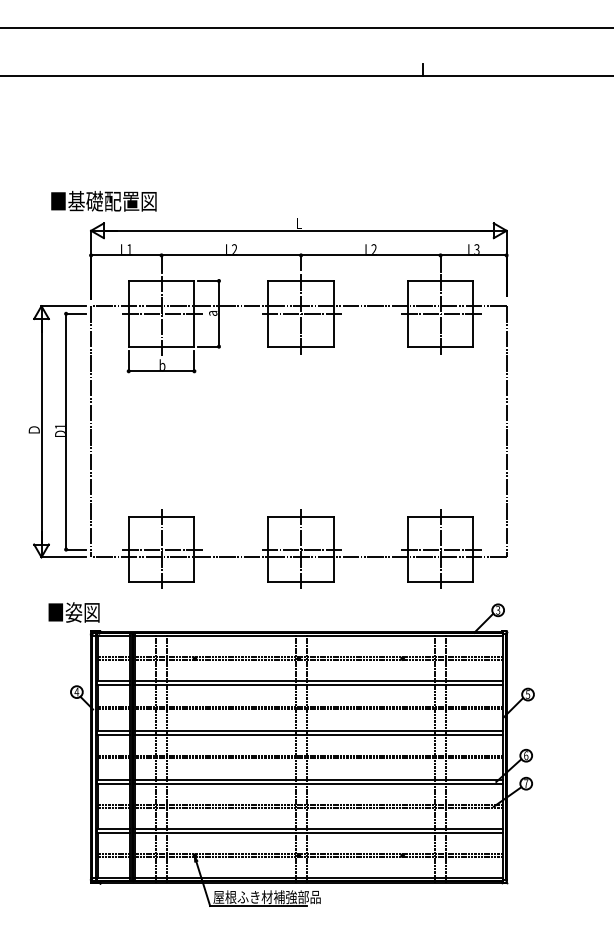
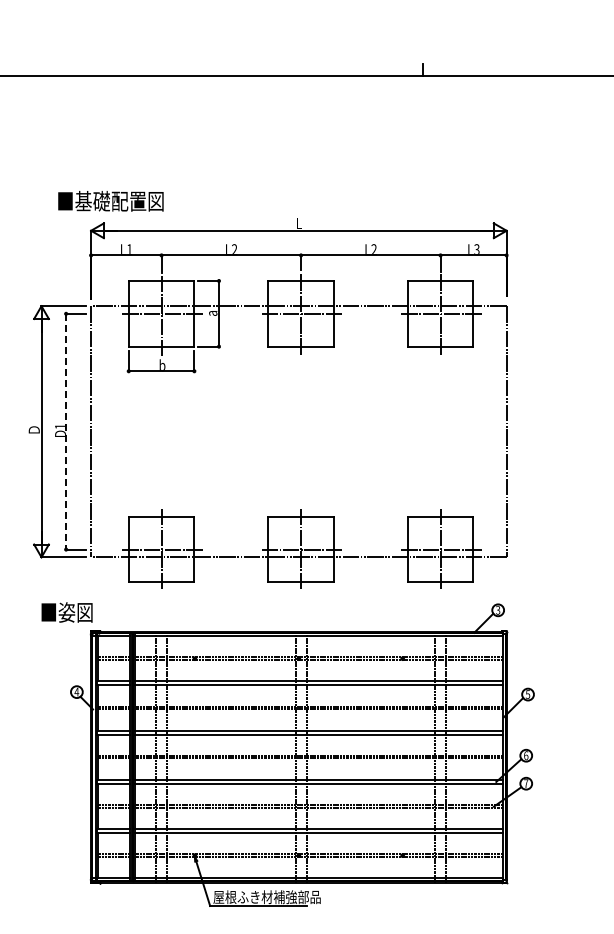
line: present -> none (306, 28)
text position: (103, 201) -> (110, 201) (110, 201)
line: solid -> dashed (66, 431)
text position: (73, 612) -> (66, 612) (66, 612)
